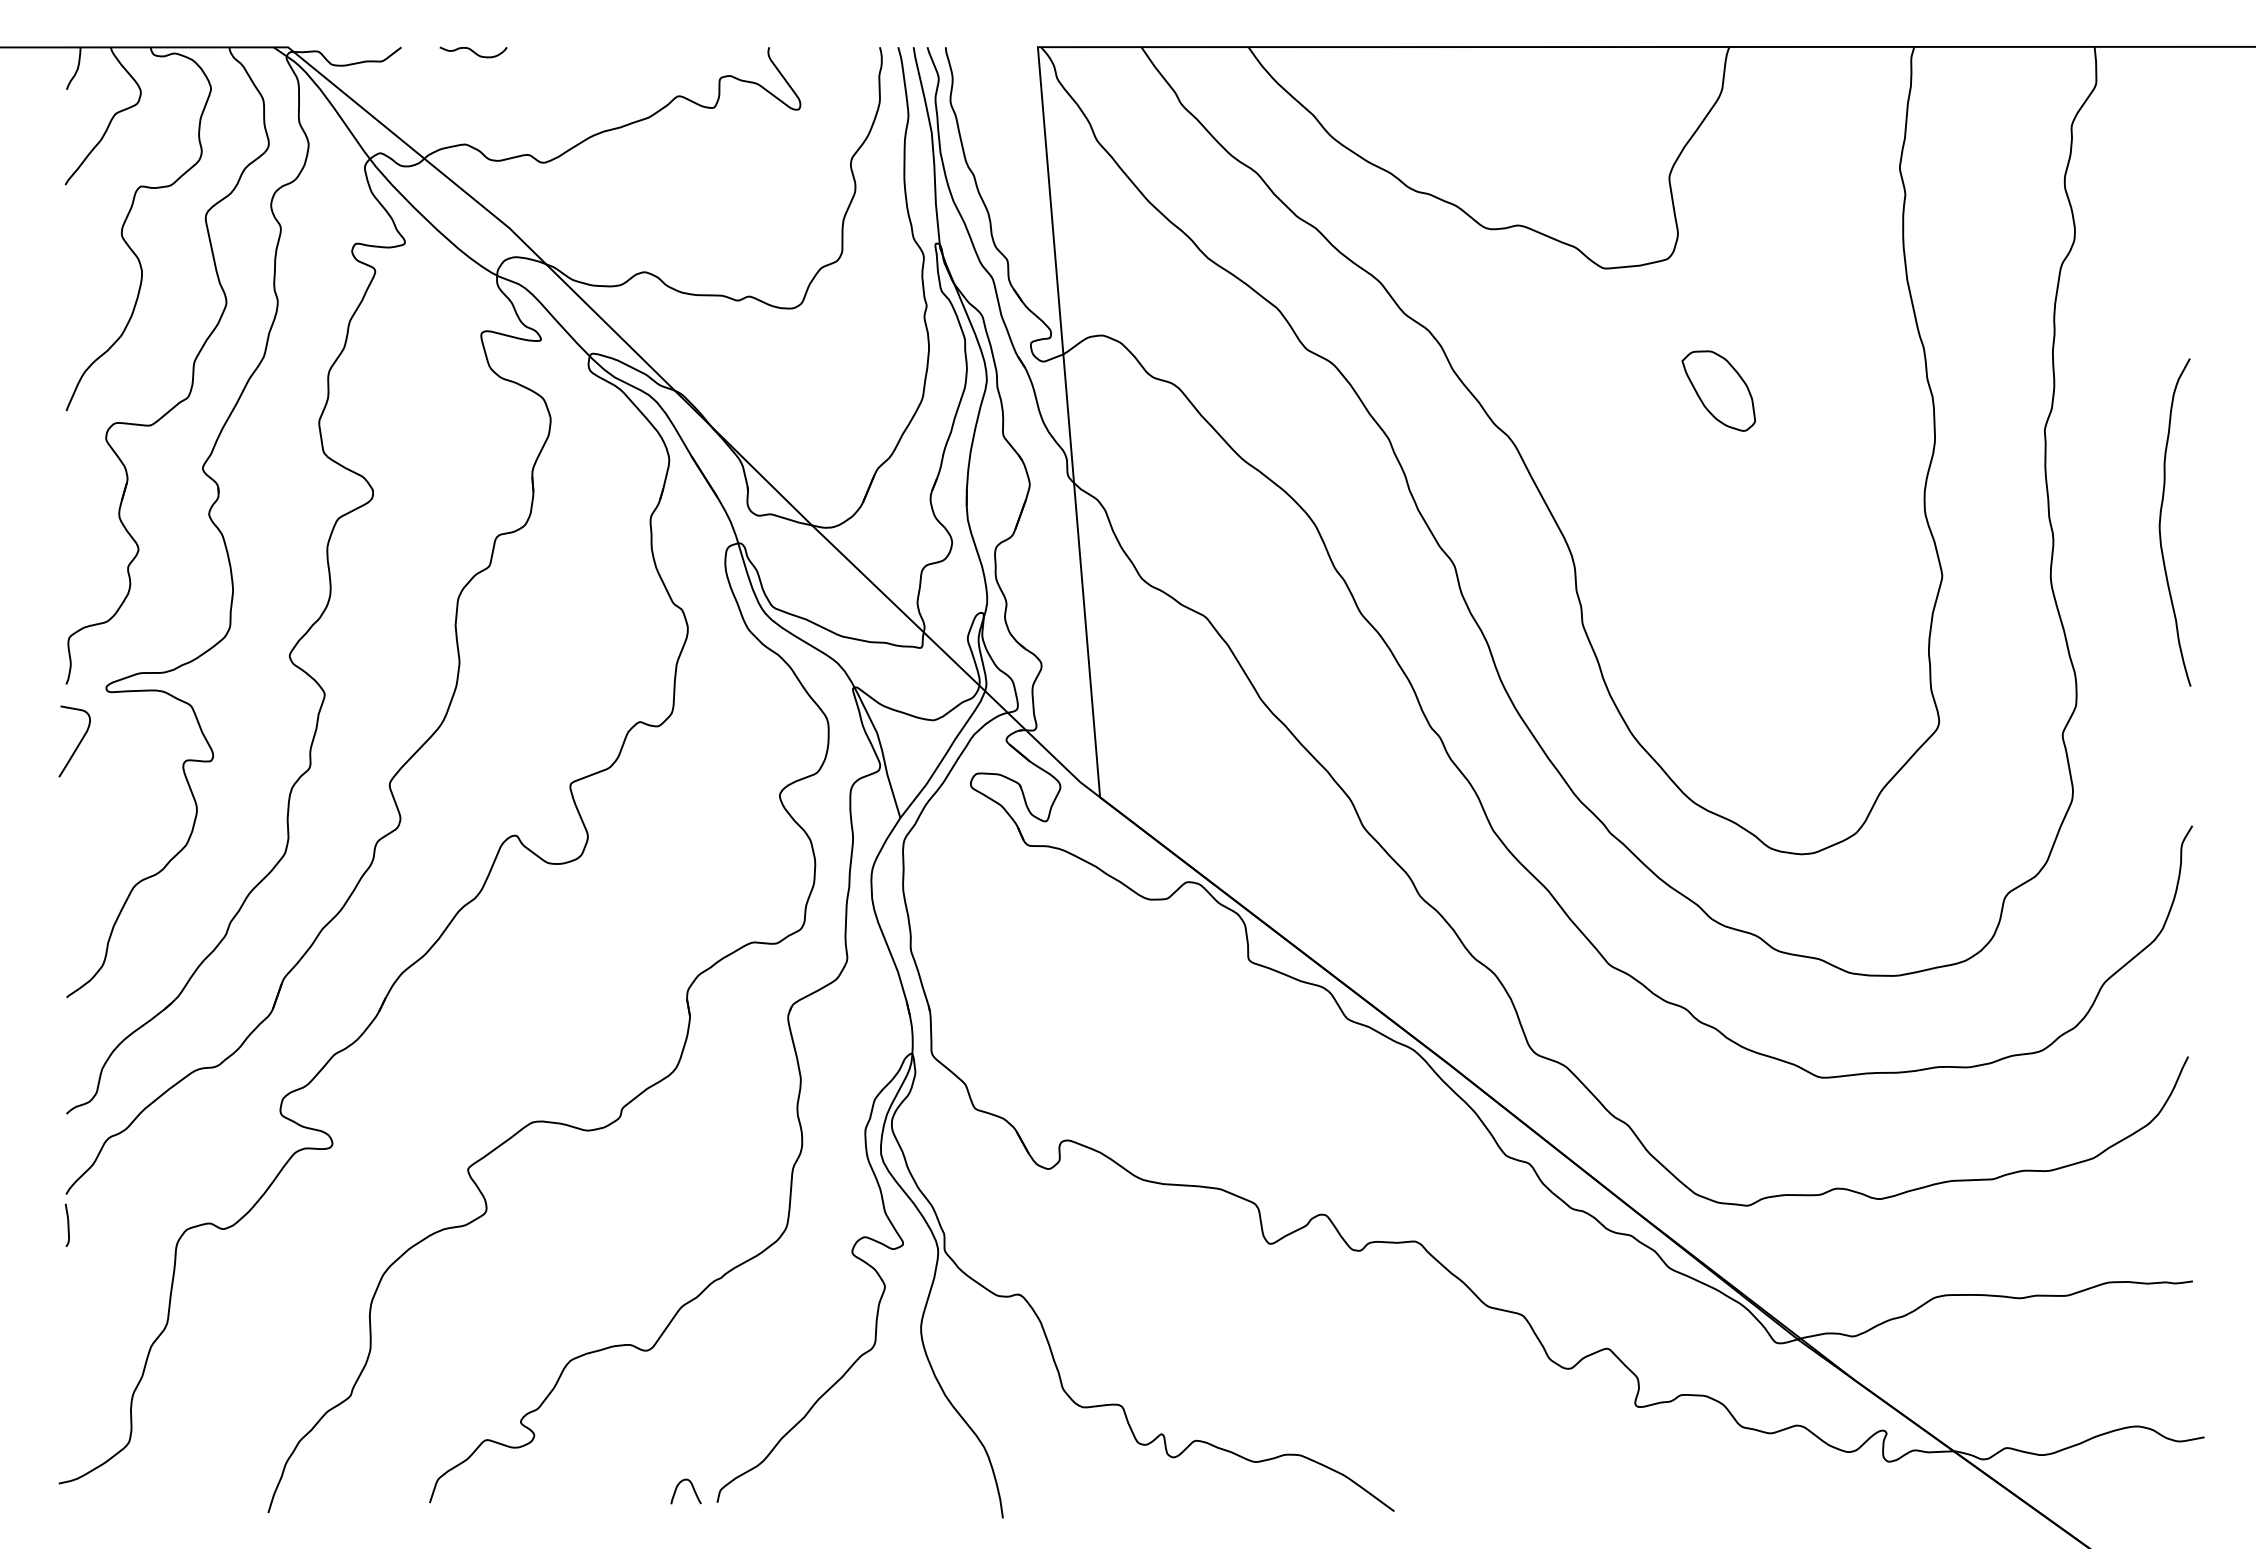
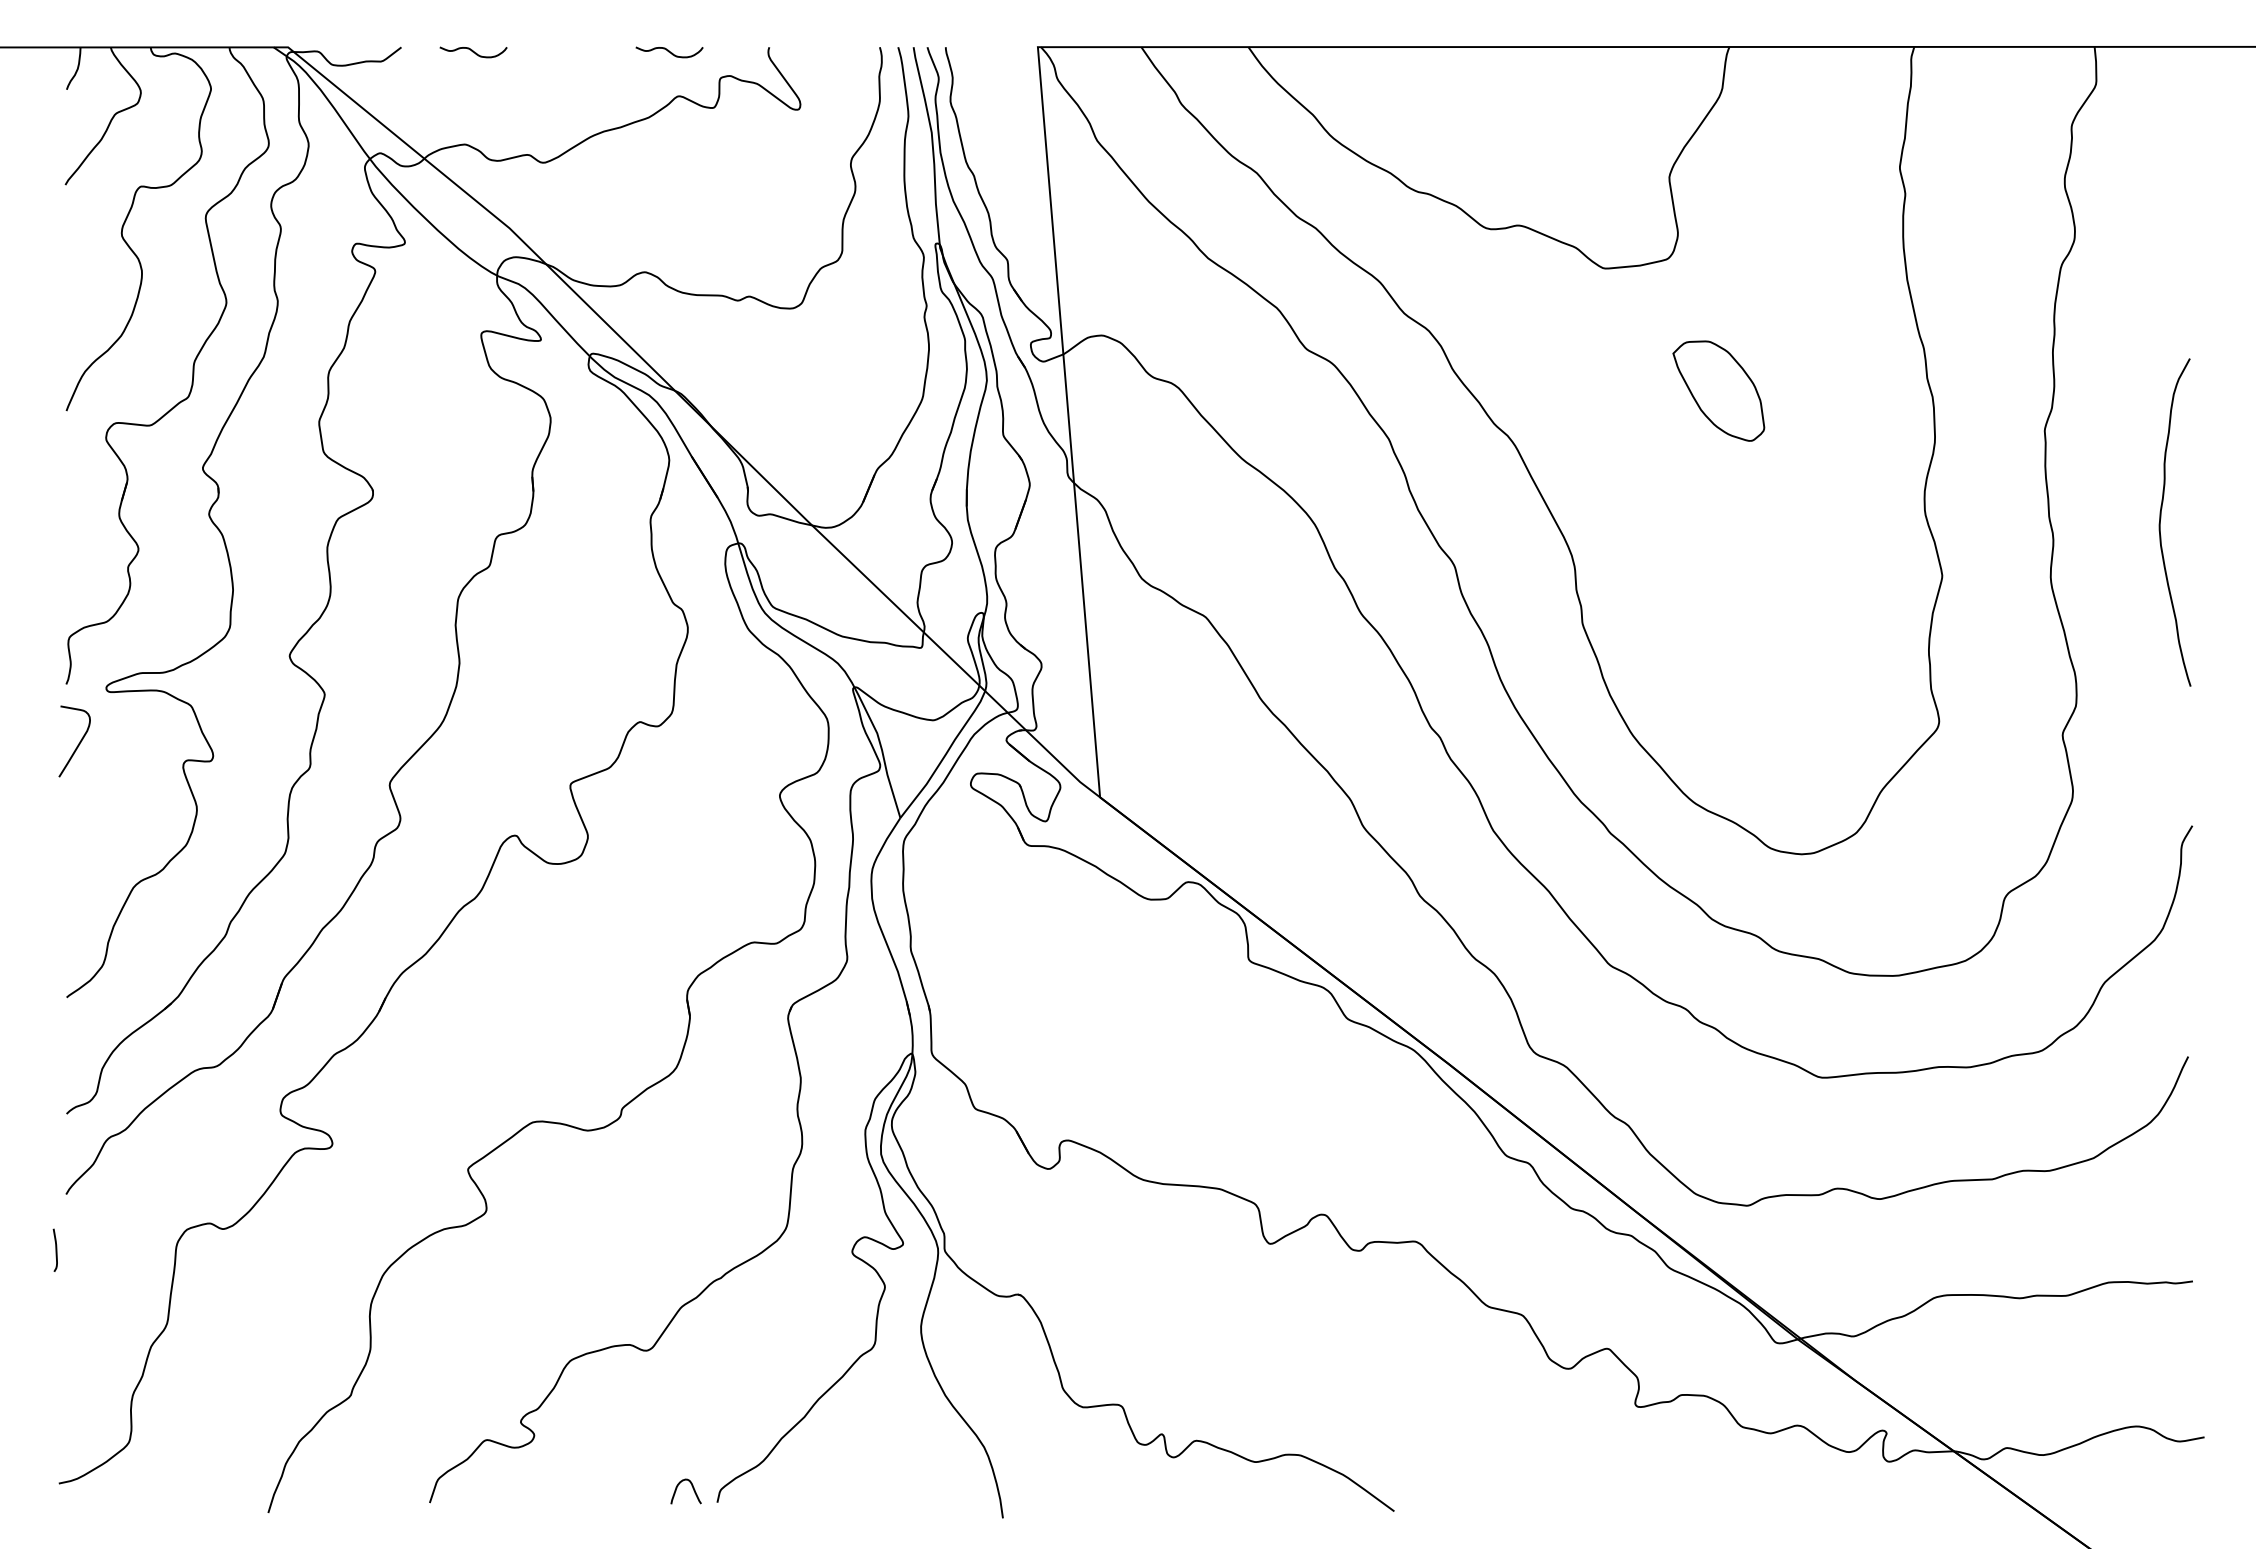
curve: none -> present (669, 52)
part size: 75x82 px -> 94x102 px (1718, 390)
curve position: (67, 1224) -> (55, 1249) (55, 1249)
